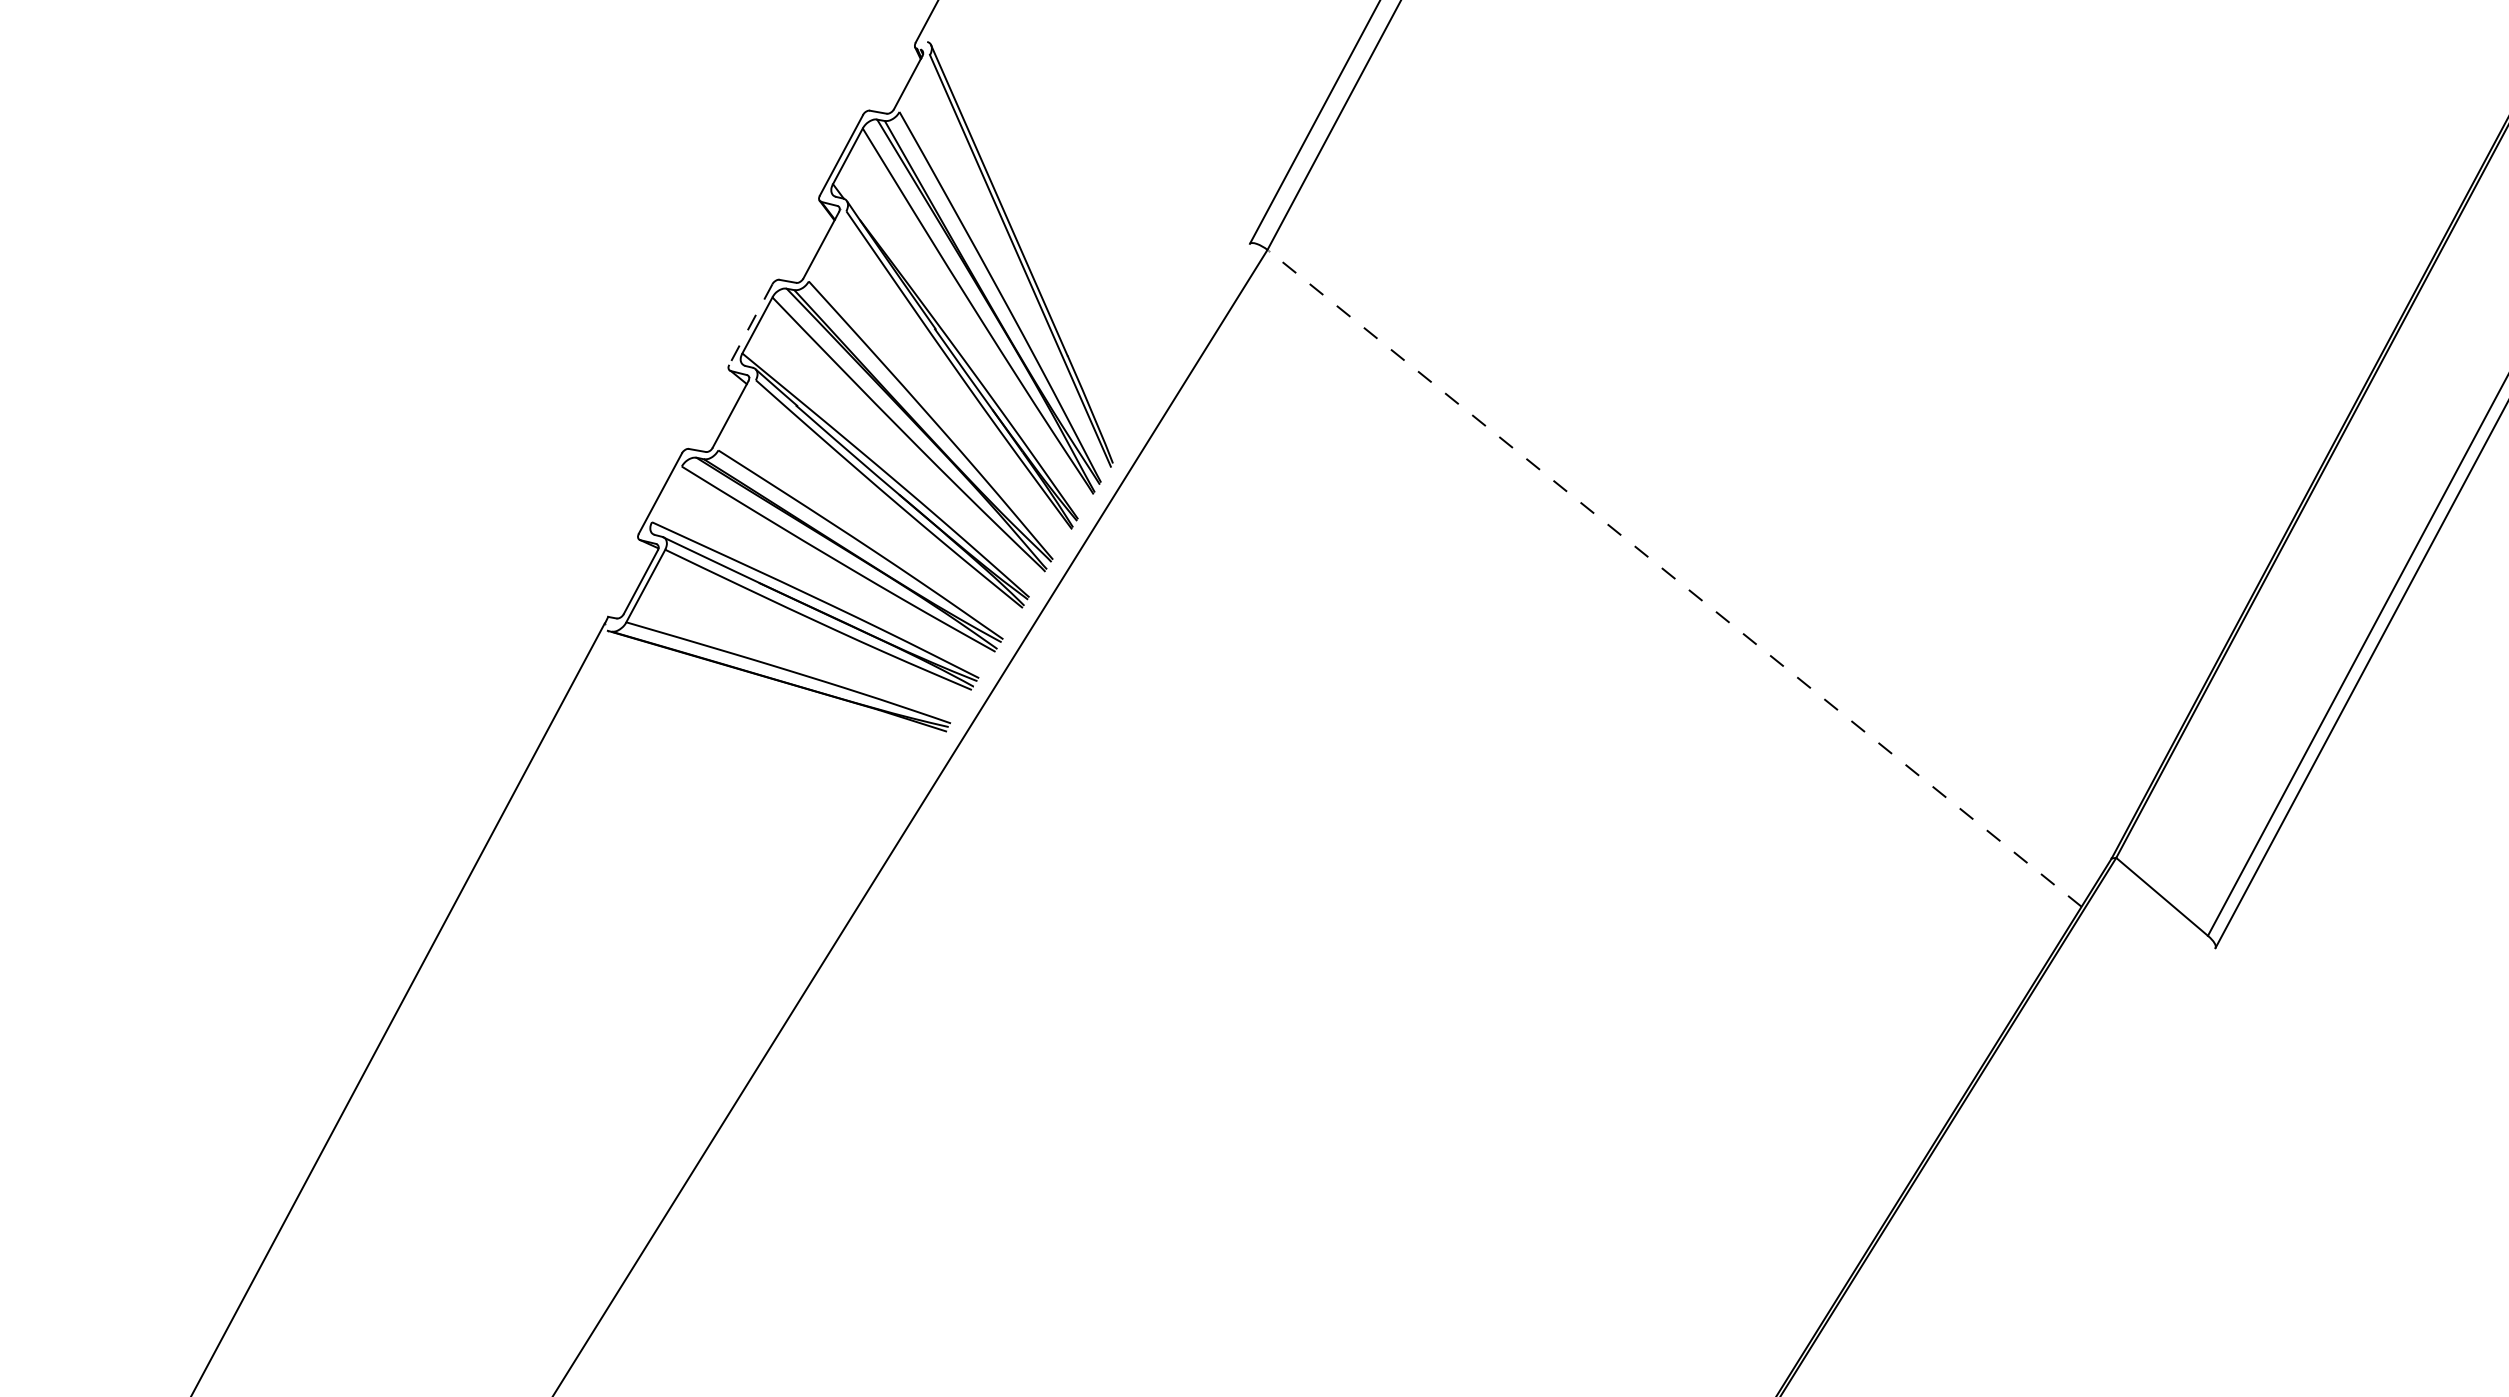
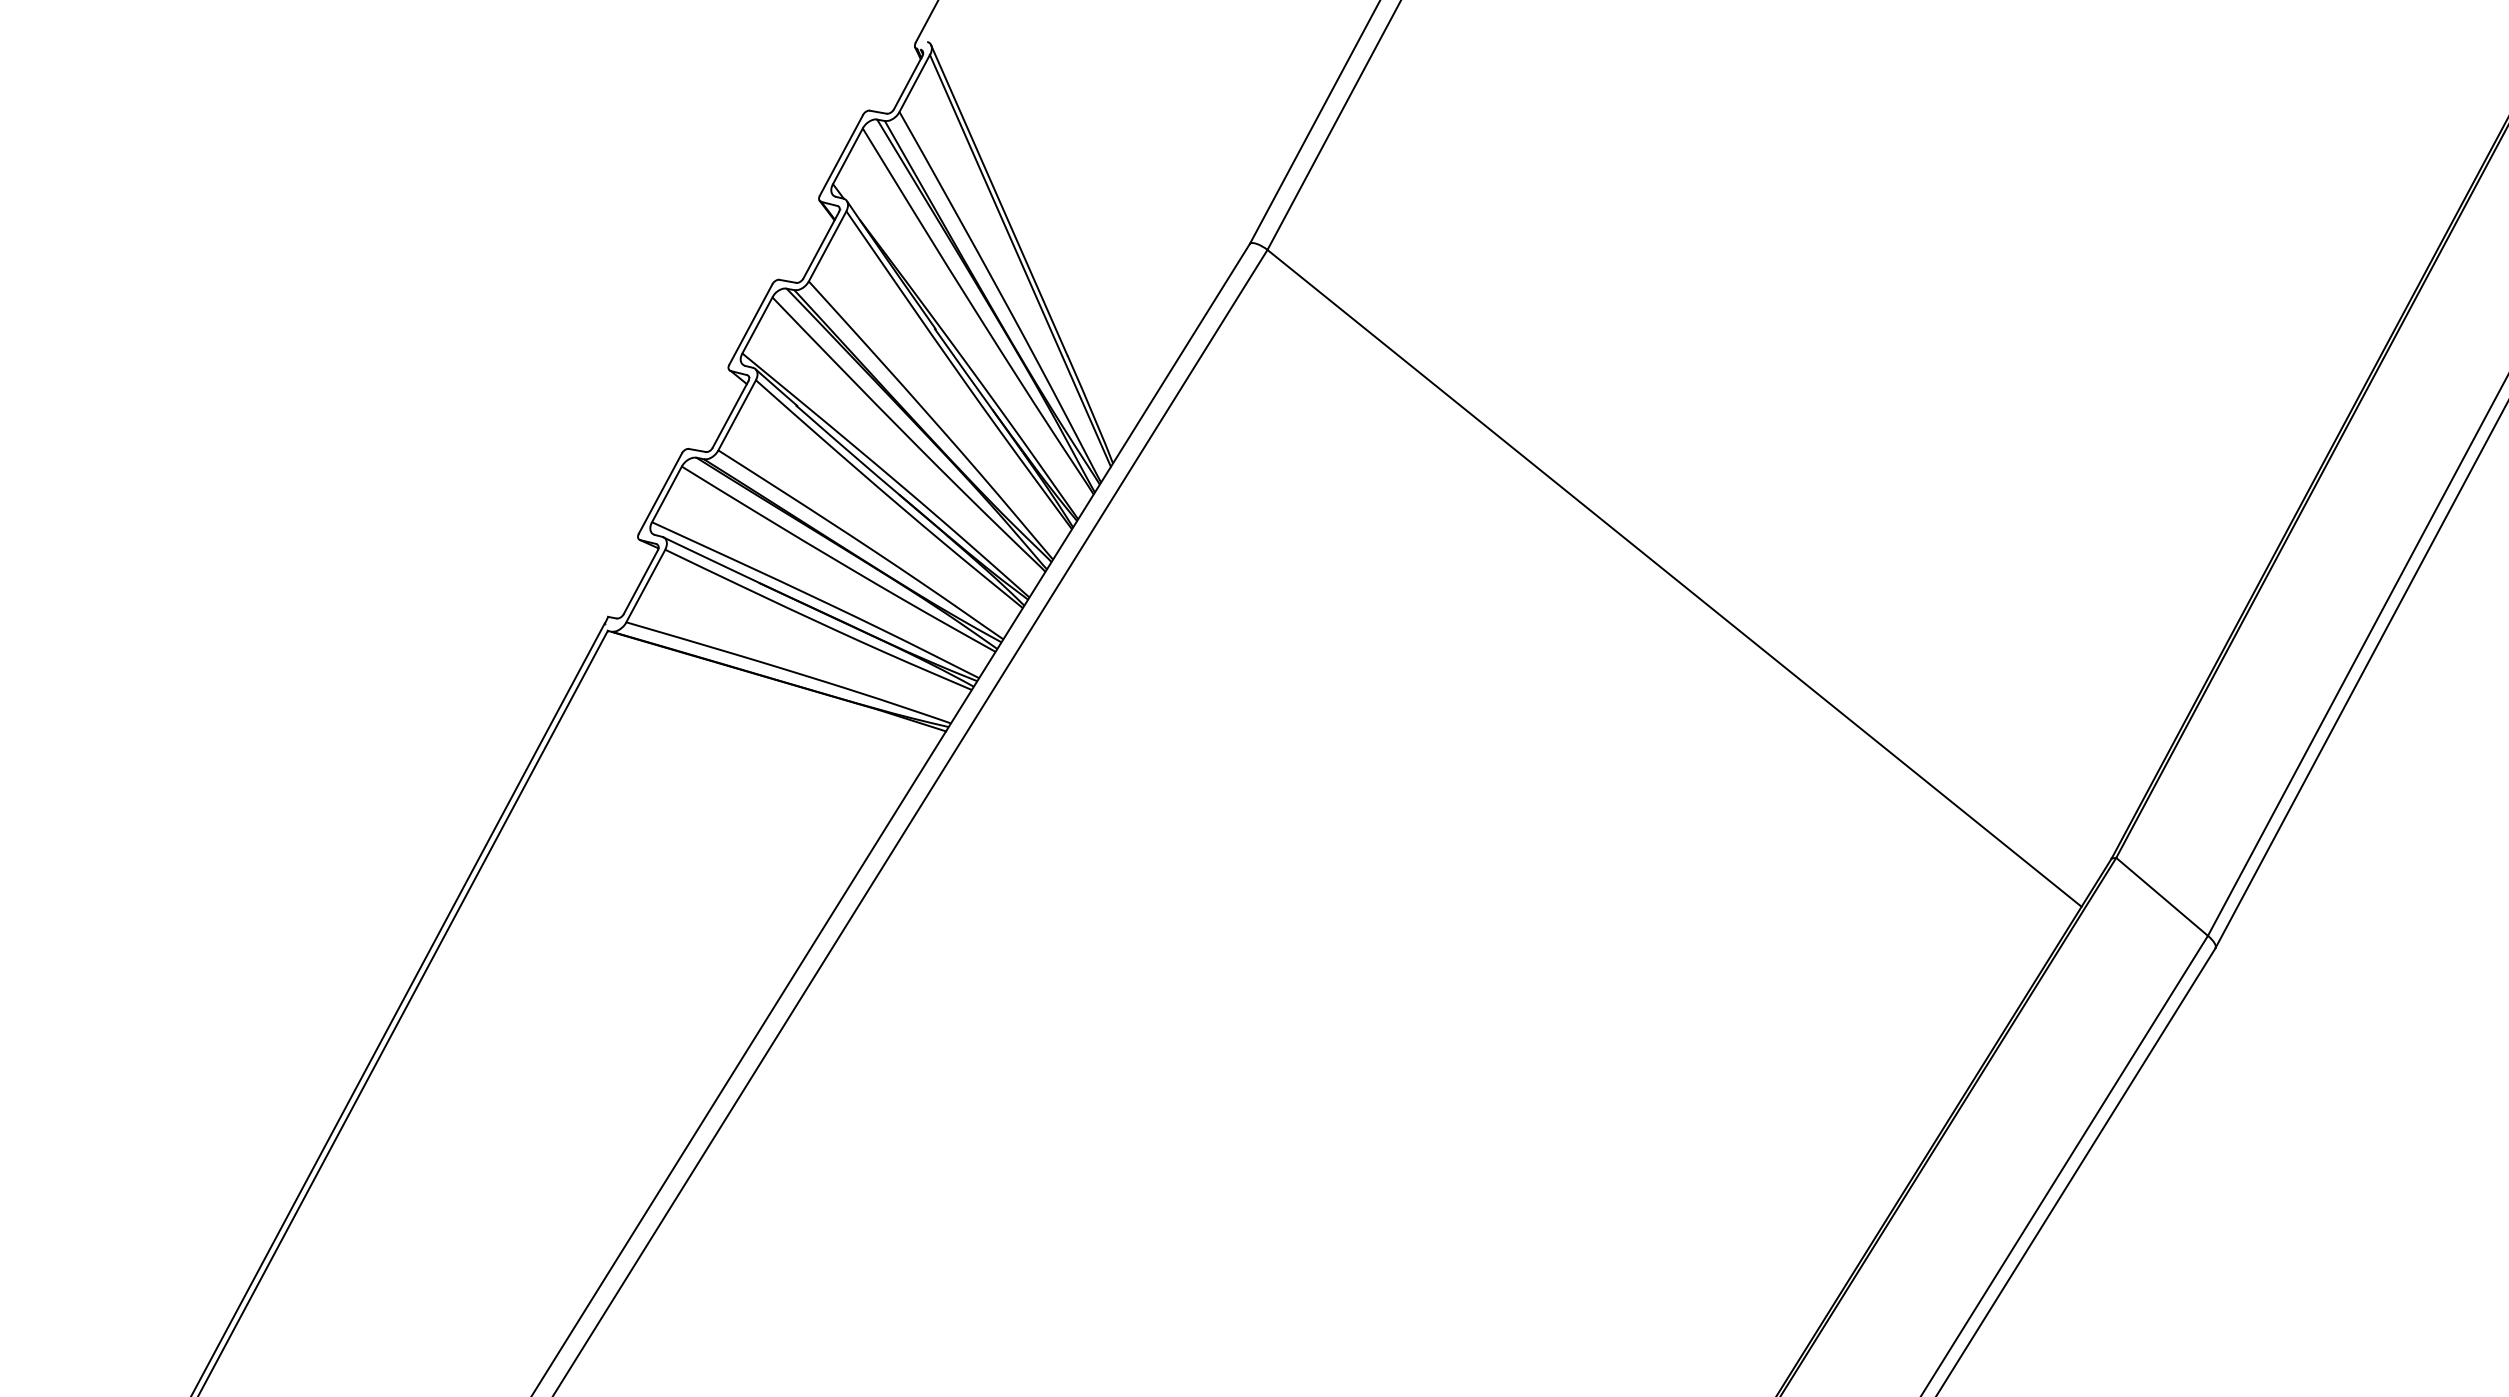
line: none -> present (914, 82)
line: none -> present (827, 246)
line: dashed -> solid (750, 324)
line: none -> present (736, 415)
line: none -> present (666, 494)
line: dashed -> solid (1674, 578)
line: none -> present (891, 818)
line: none -> present (403, 1011)
line: none -> present (2064, 1164)
line: none -> present (2076, 1170)
